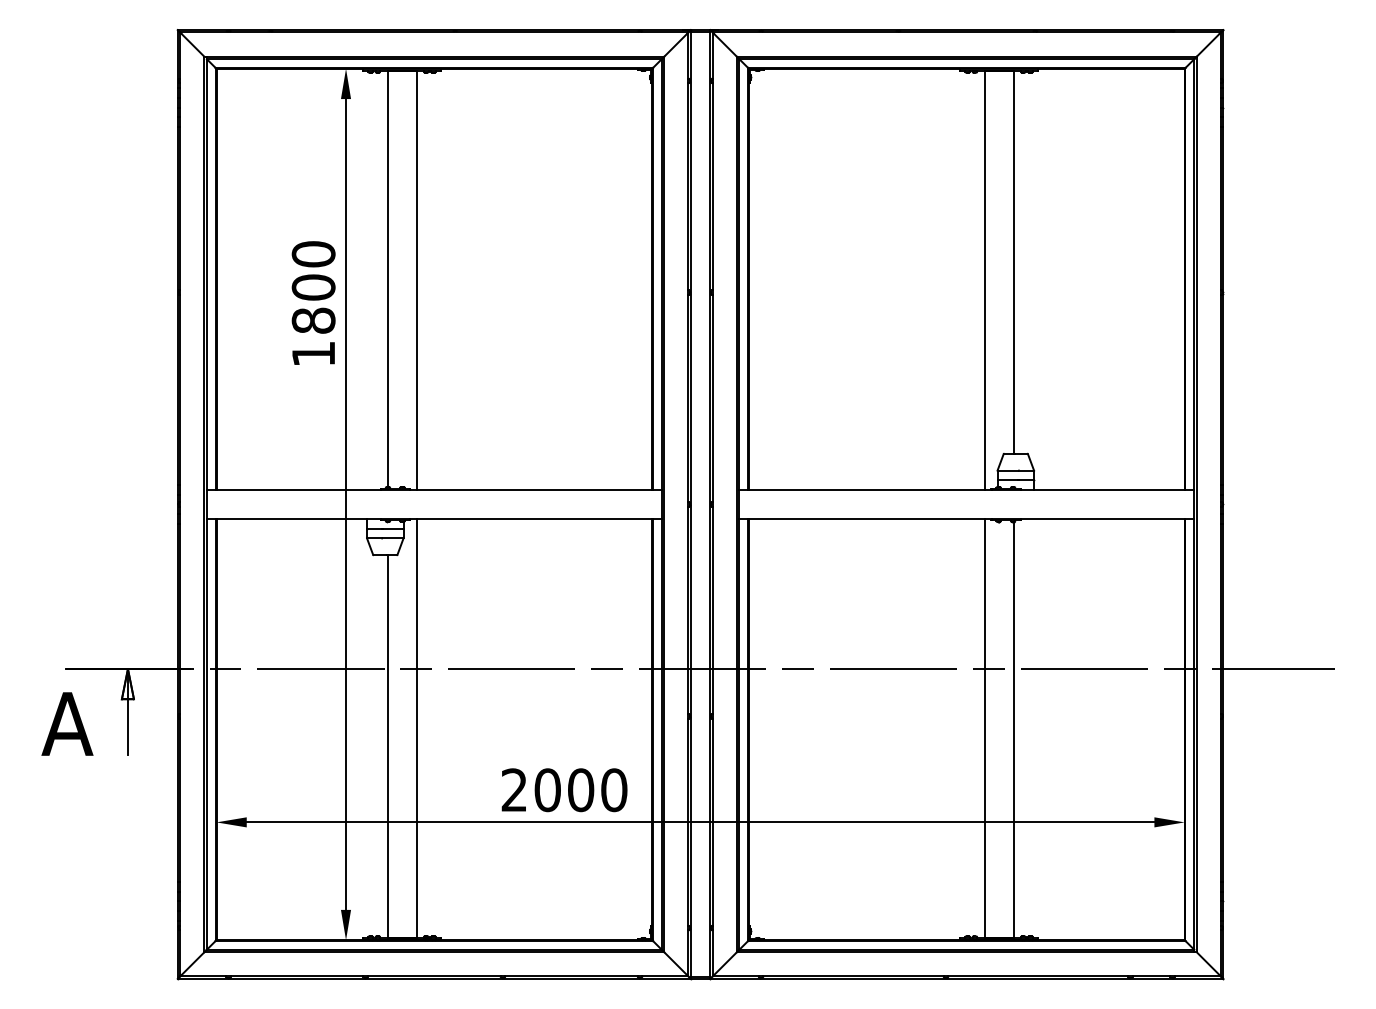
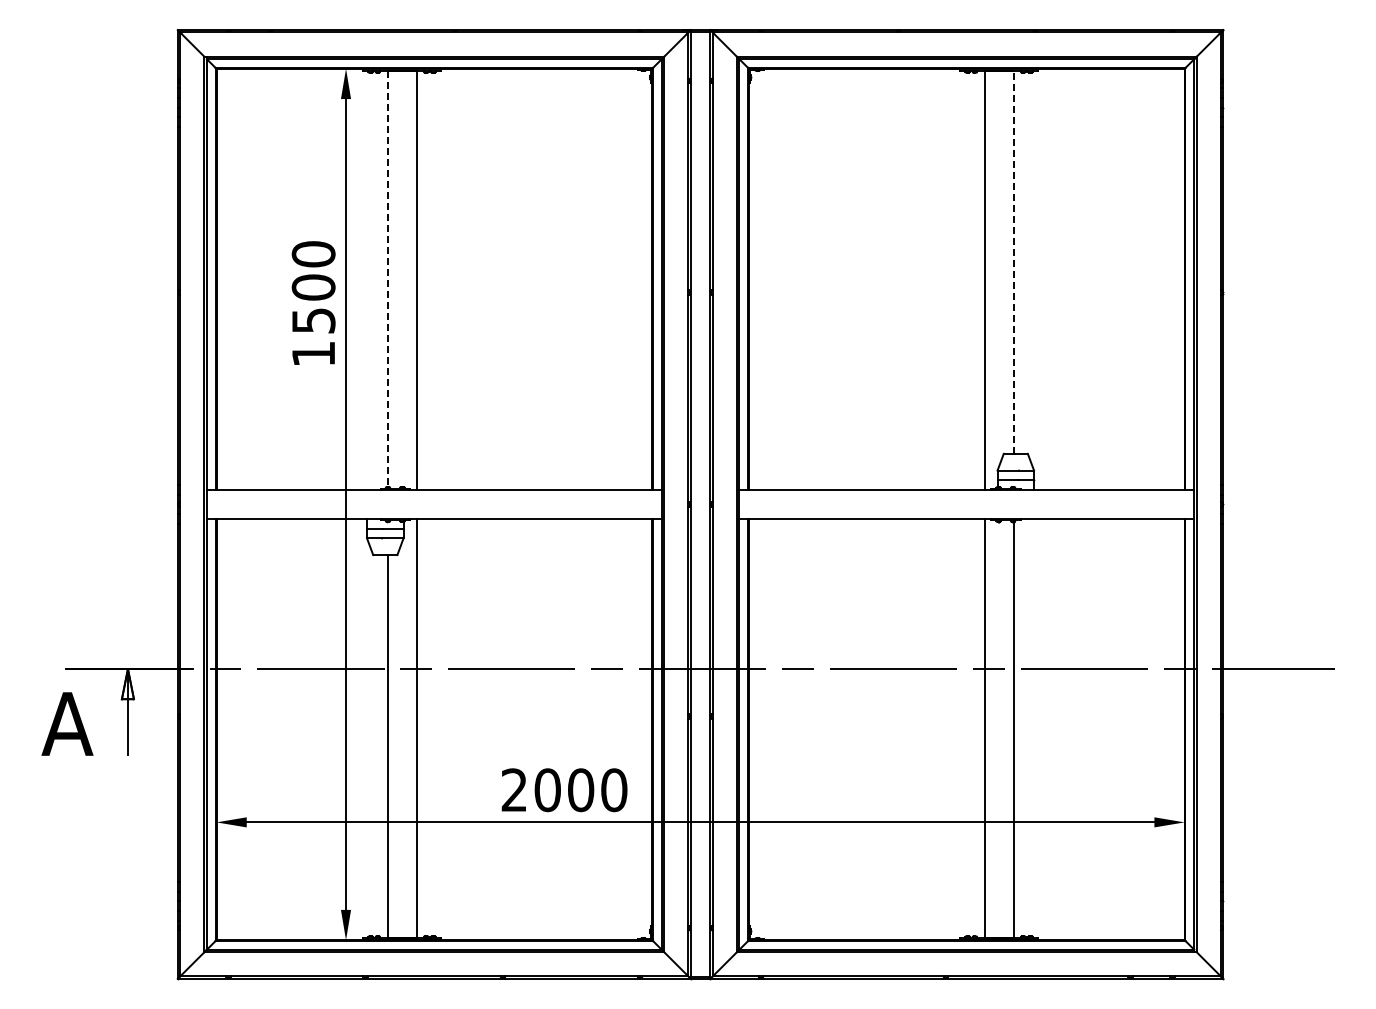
line: solid -> dashed (1013, 261)
line: solid -> dashed (387, 279)
text: 1800 -> 1500 (313, 320)
